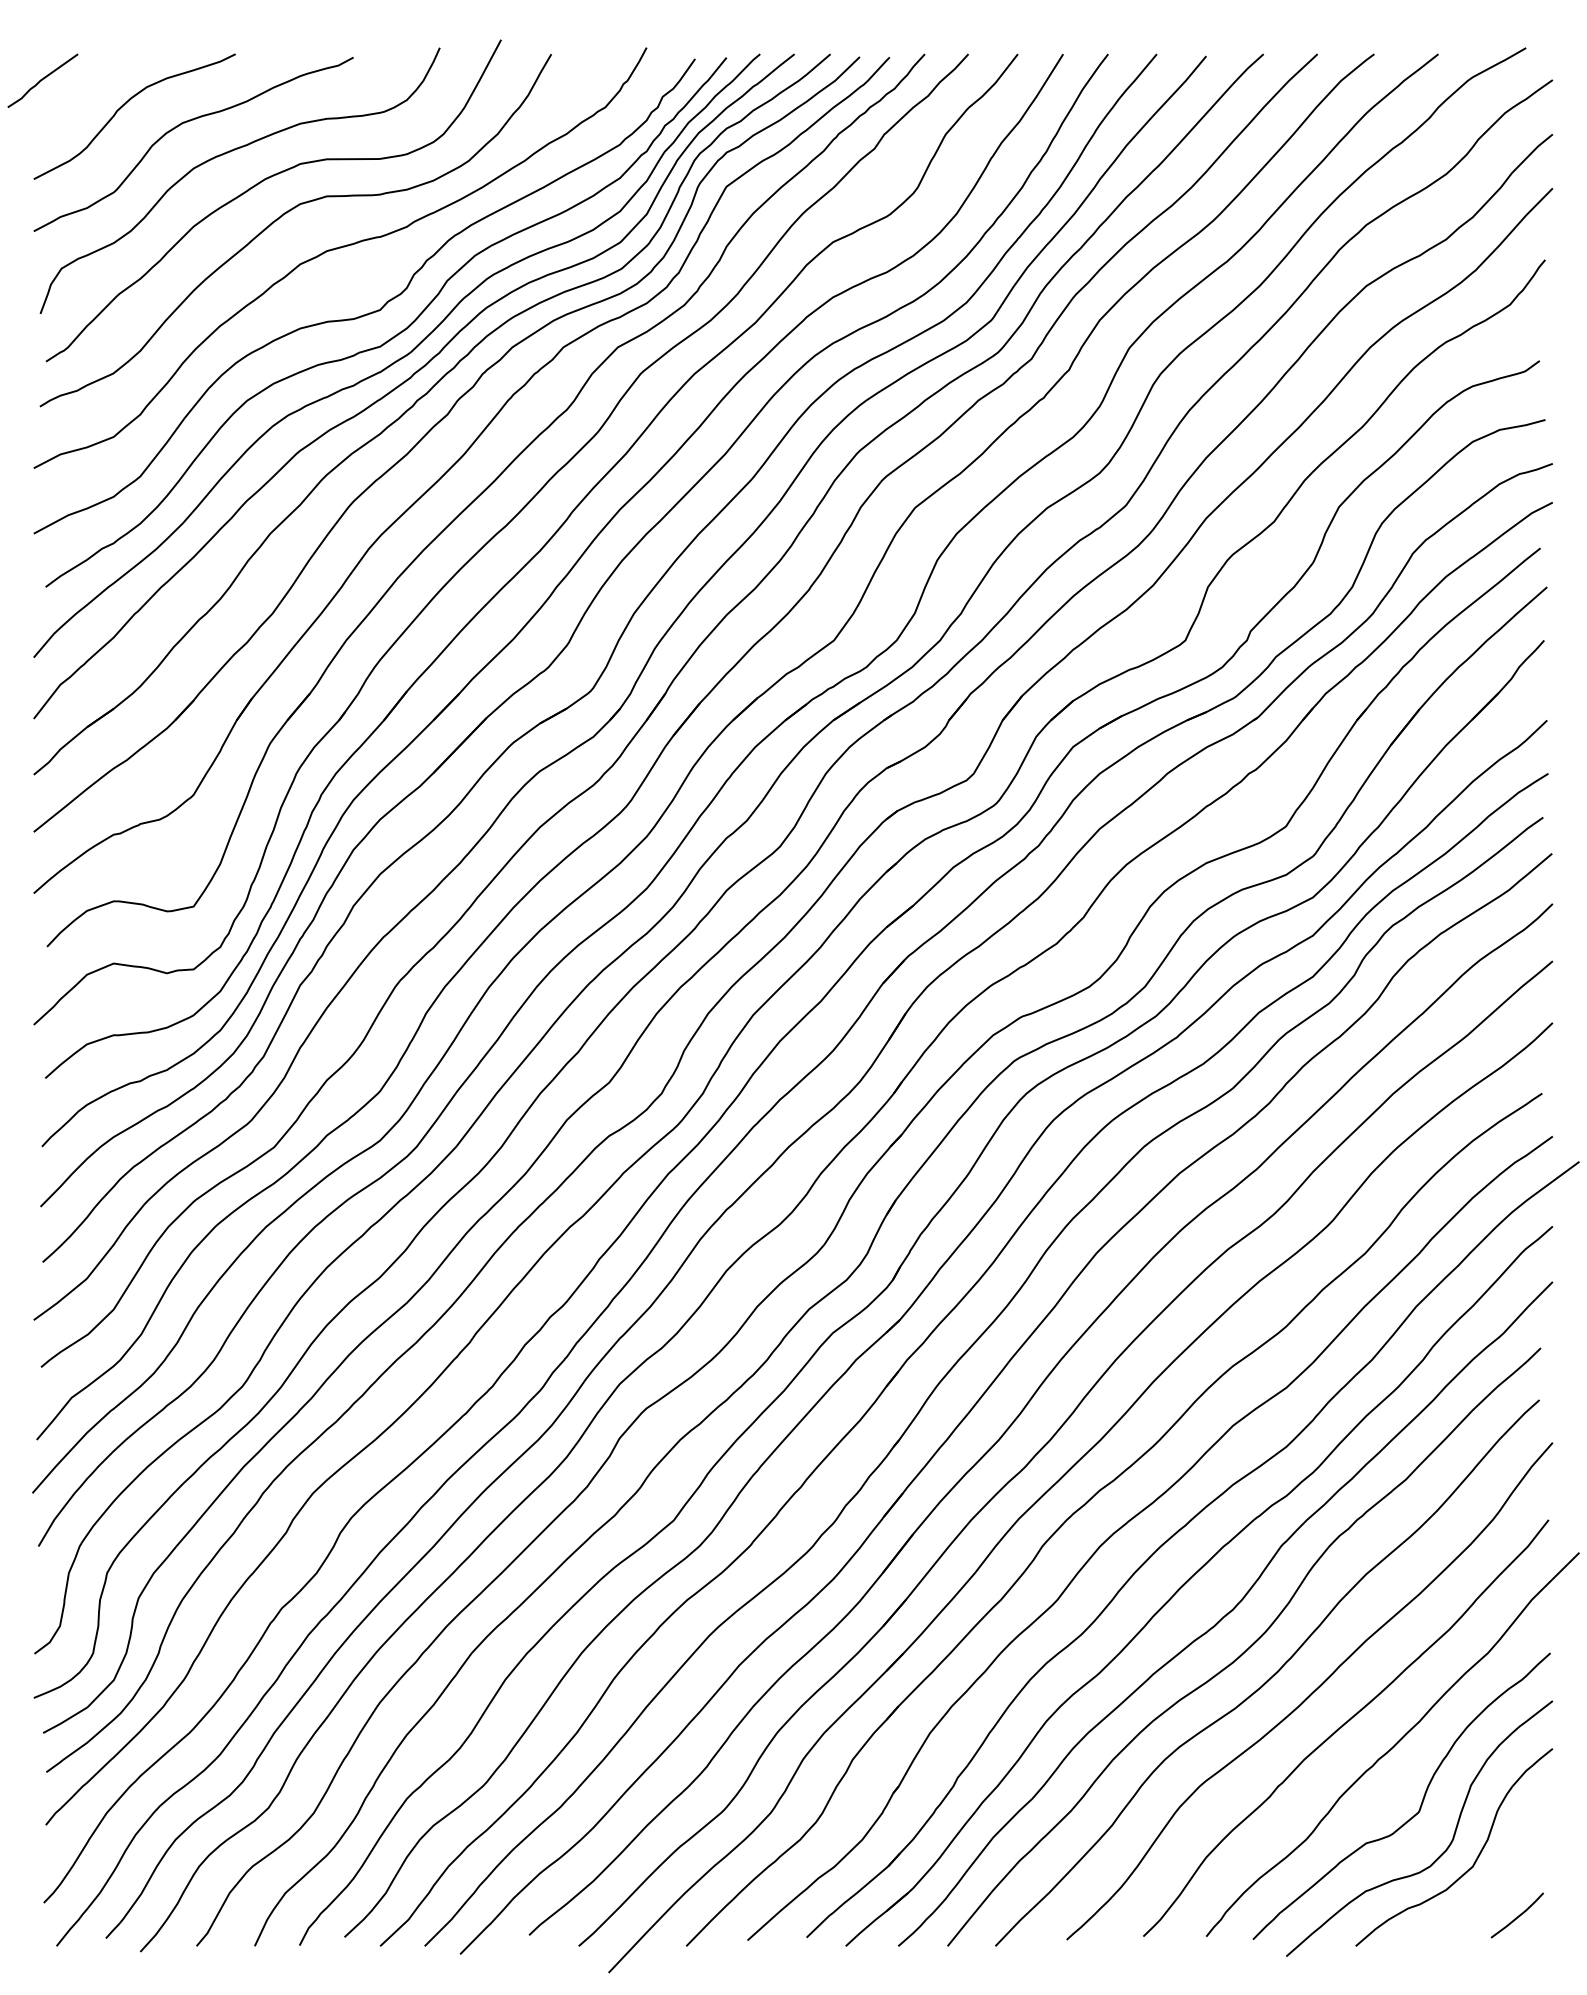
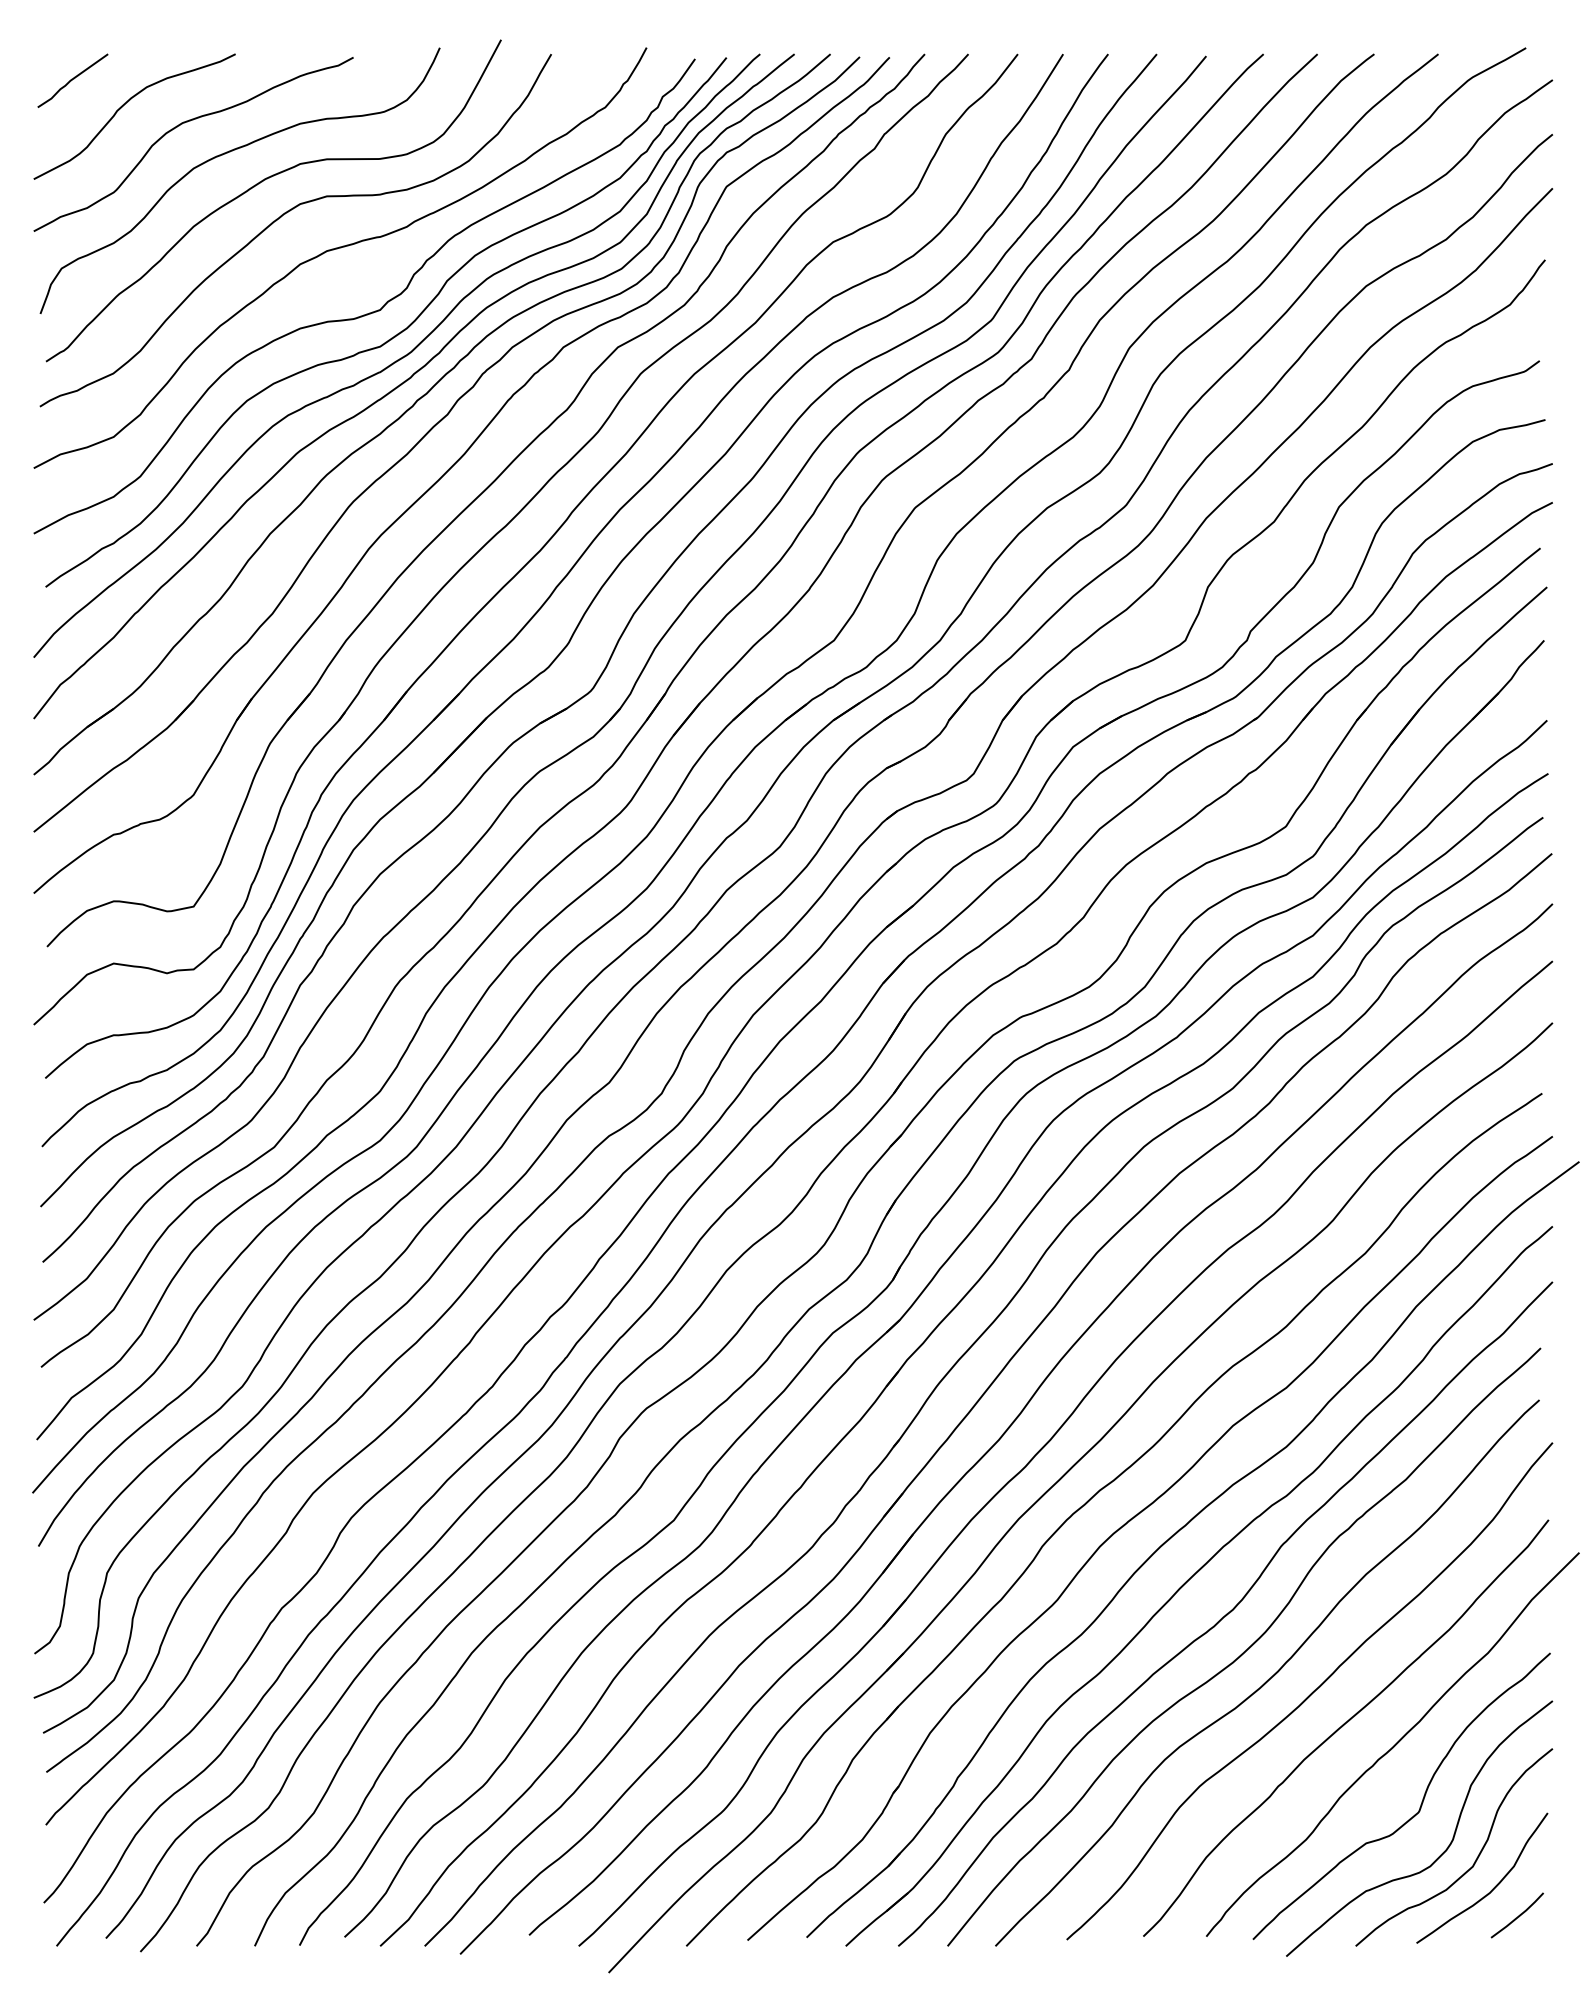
curve position: (42, 80) -> (72, 80) (72, 80)
curve: none -> present (1493, 1887)
